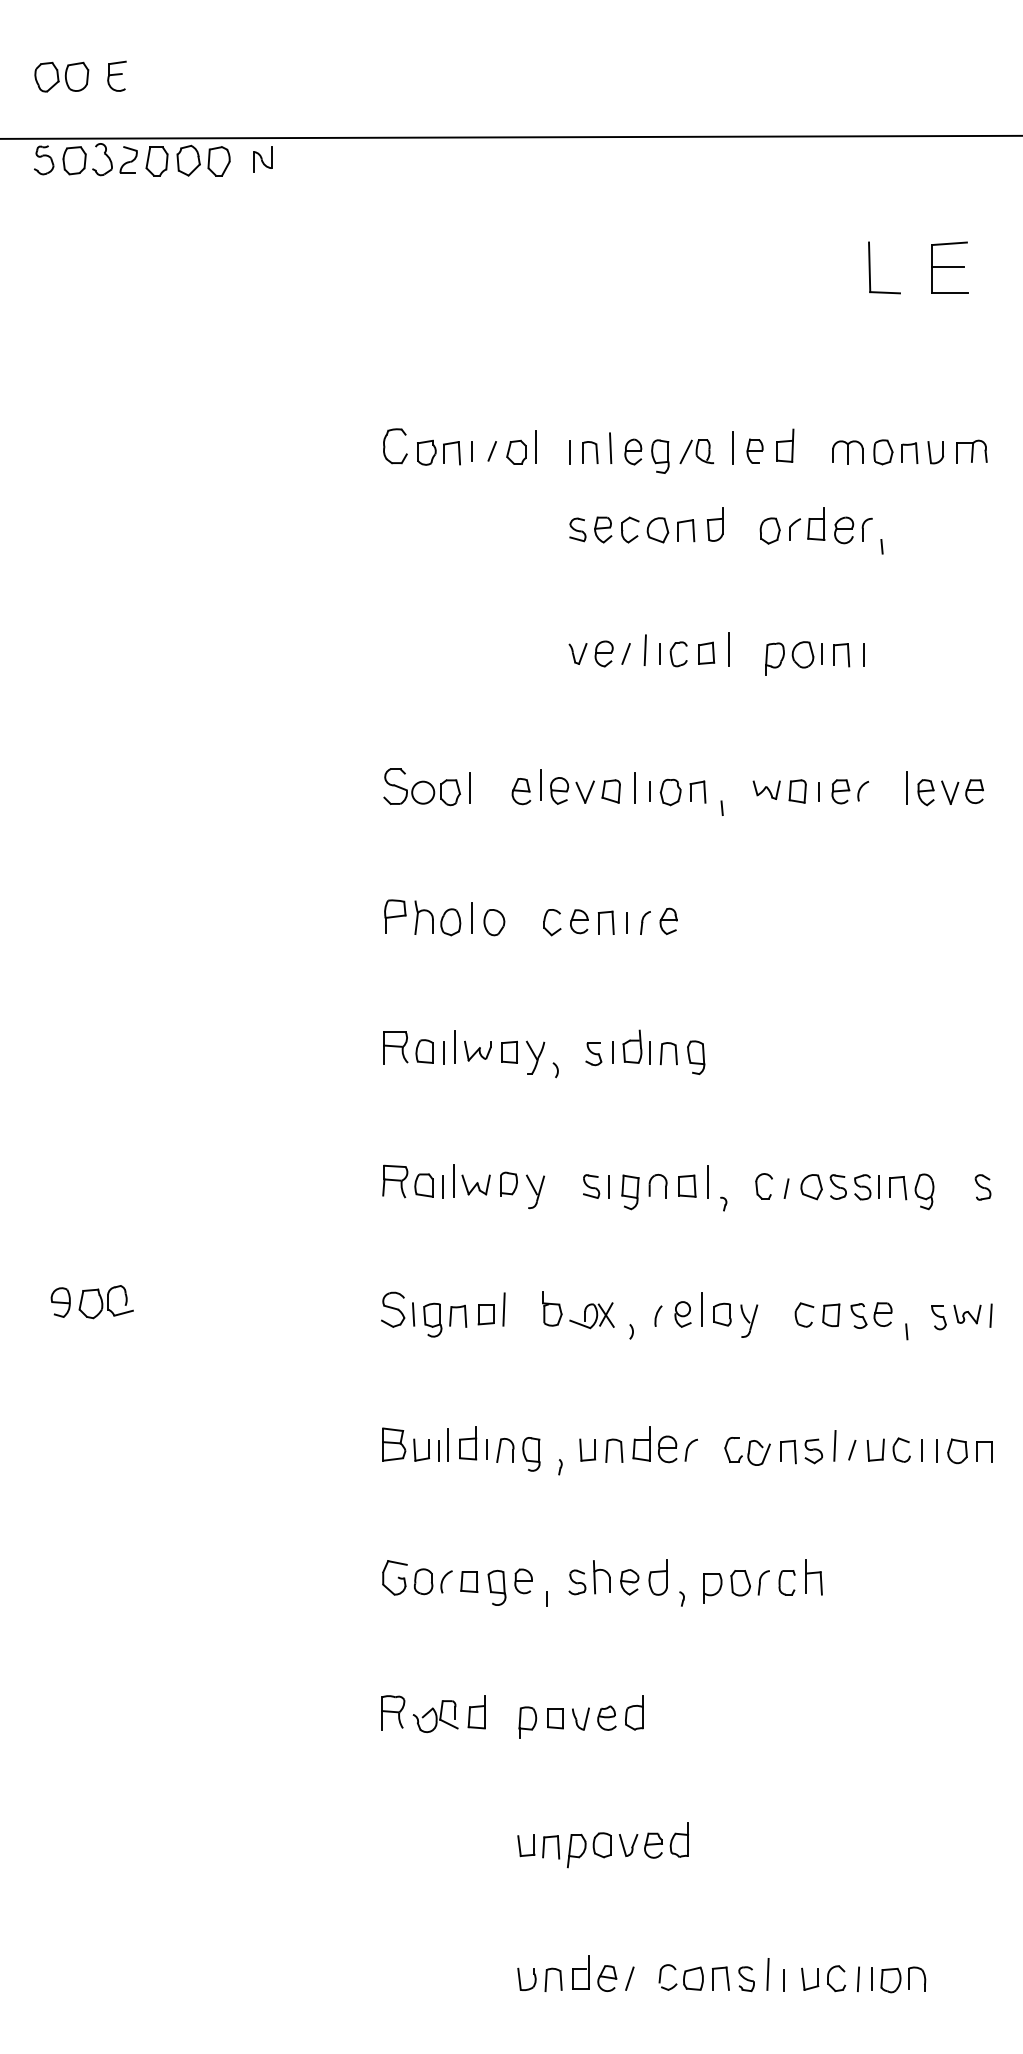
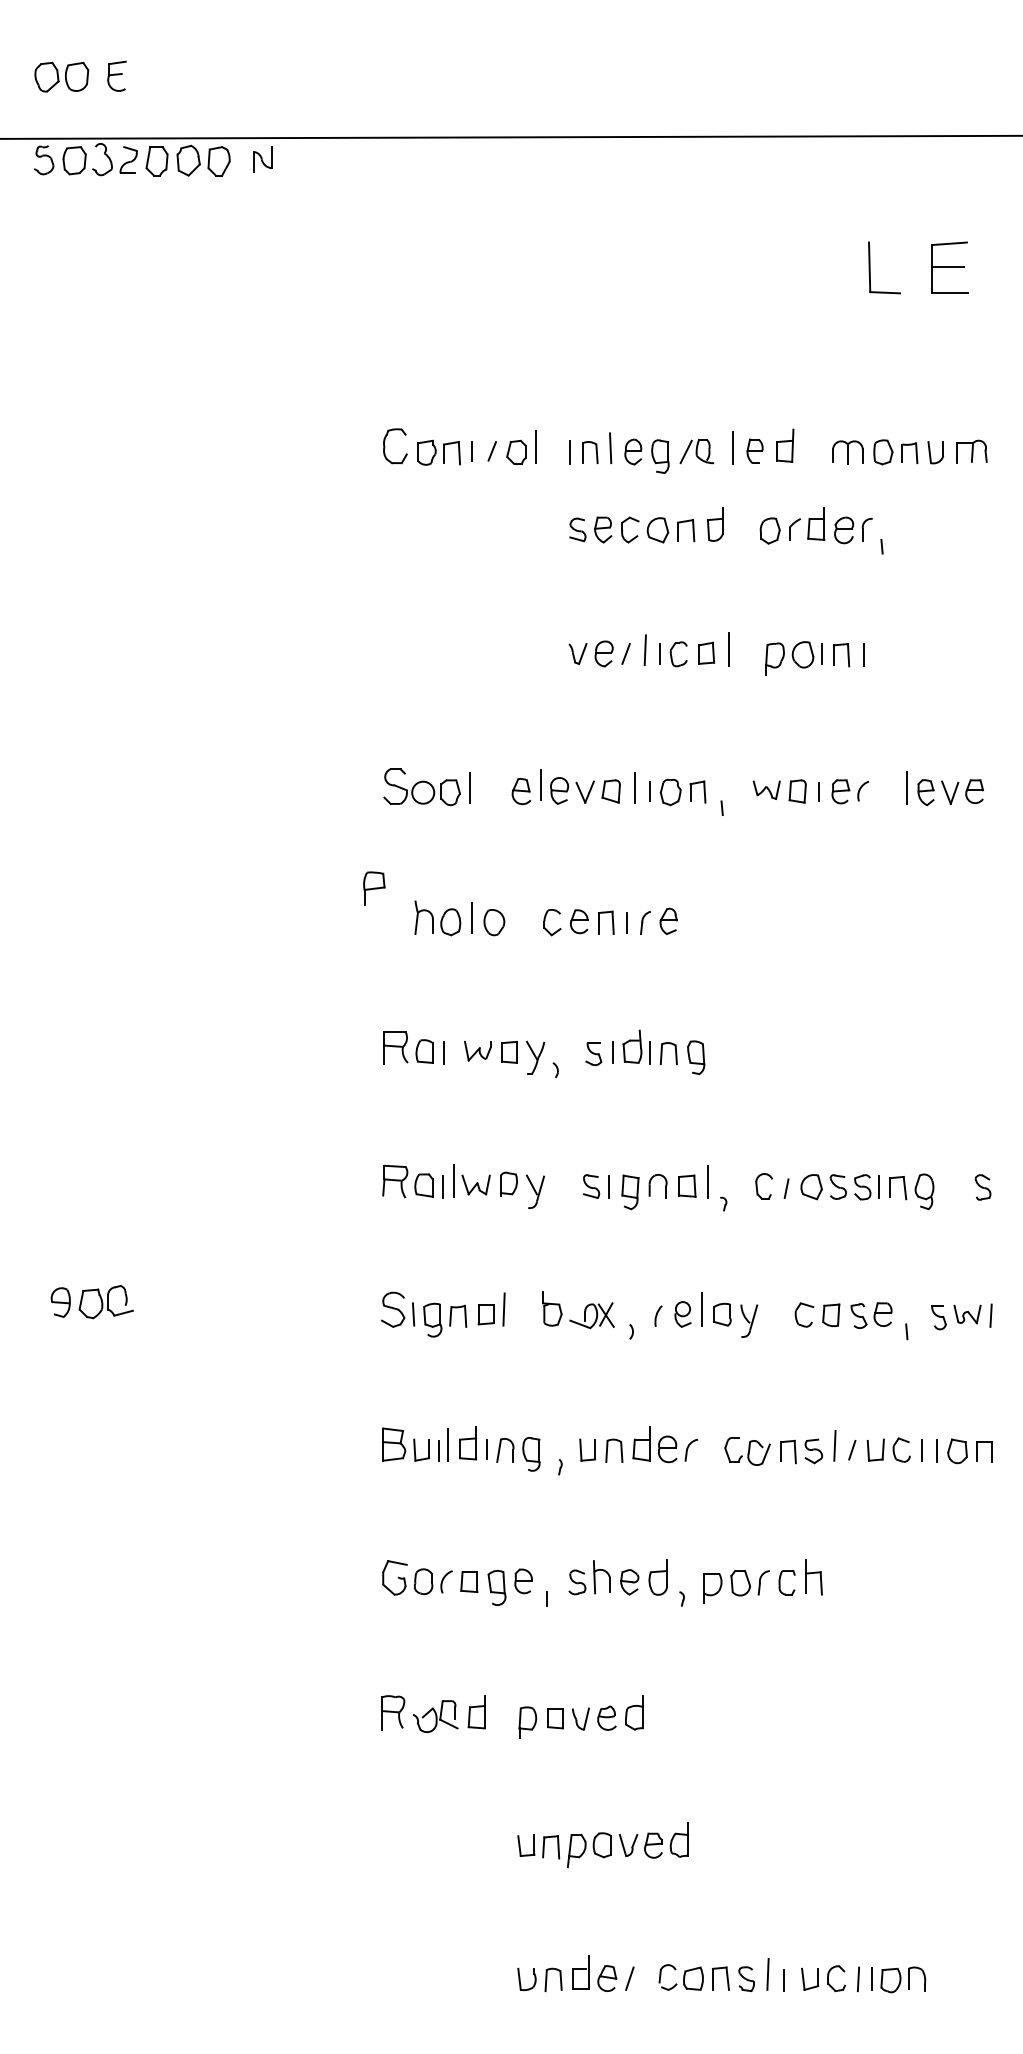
part position: (395, 916) -> (374, 888) (374, 888)
line: present -> none (455, 1046)
